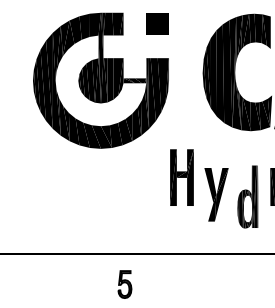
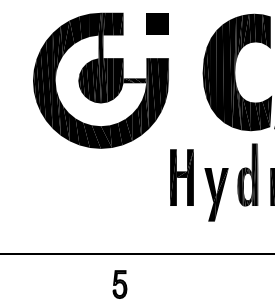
part position: (247, 196) -> (247, 174) (247, 174)
part position: (124, 284) -> (119, 284) (119, 284)
